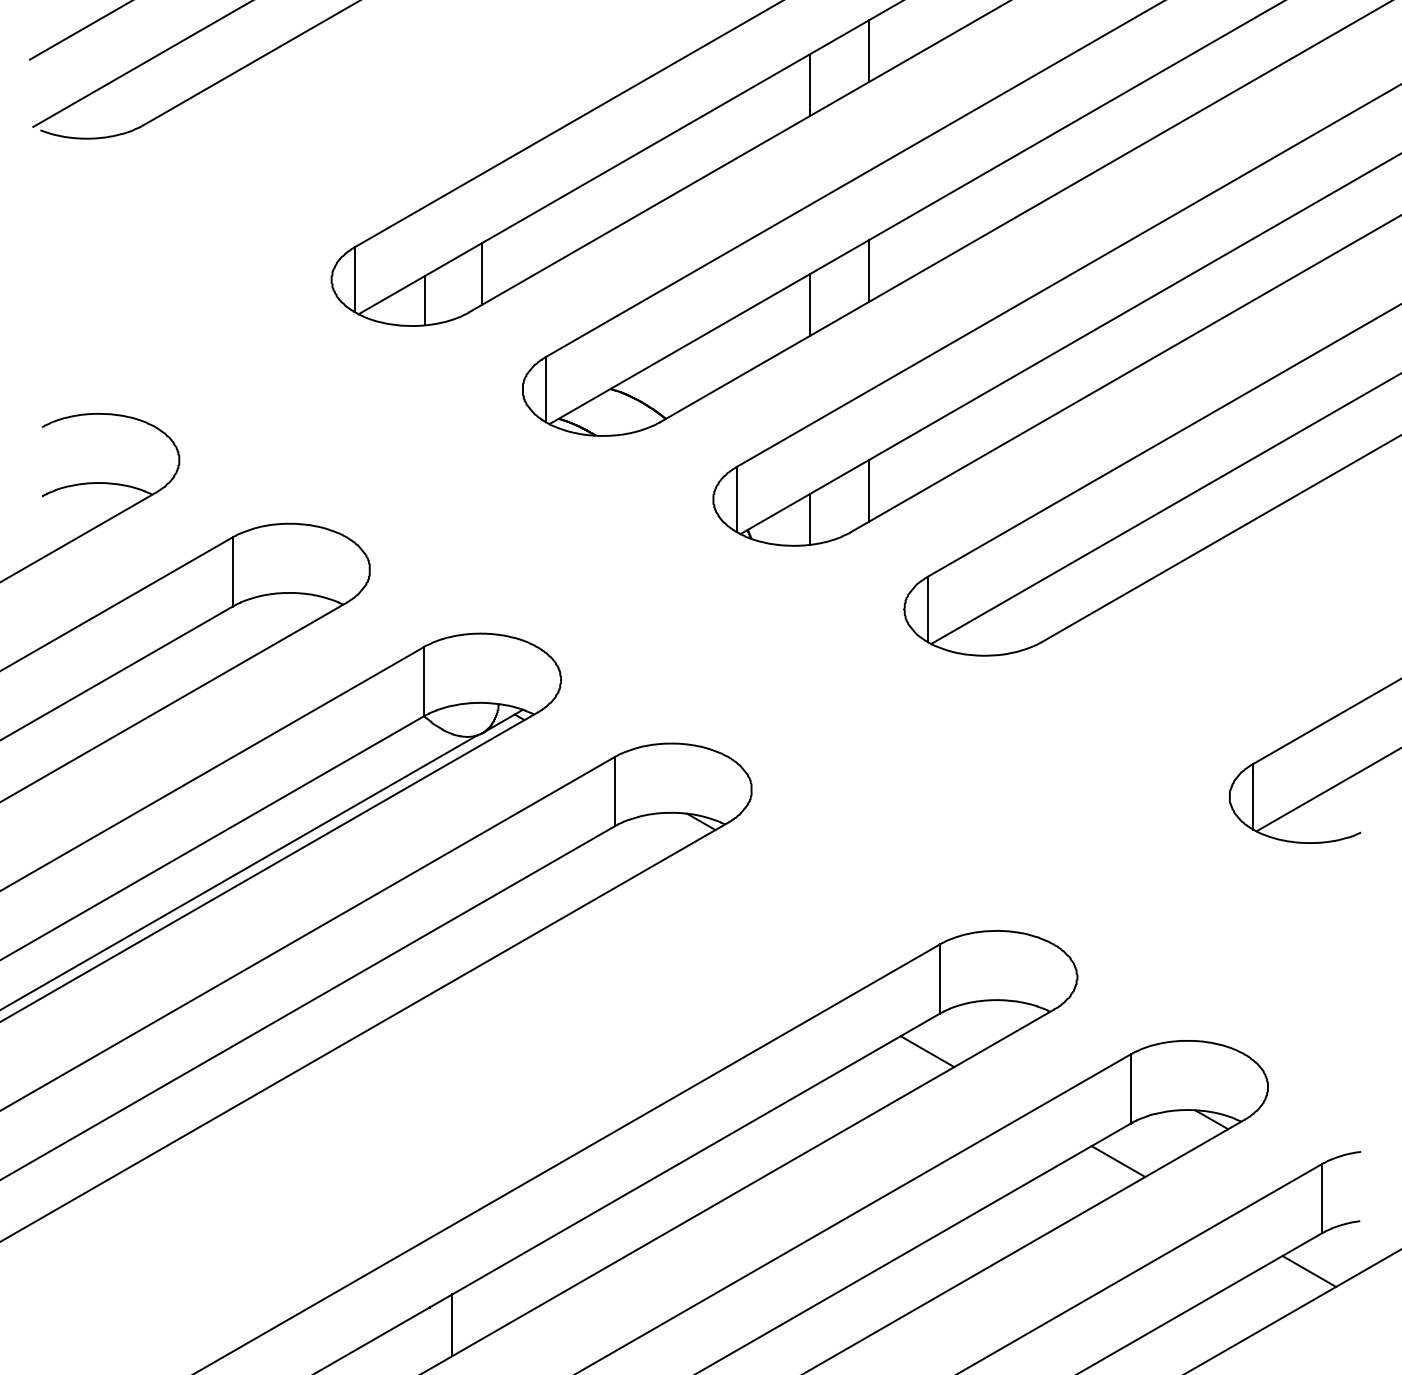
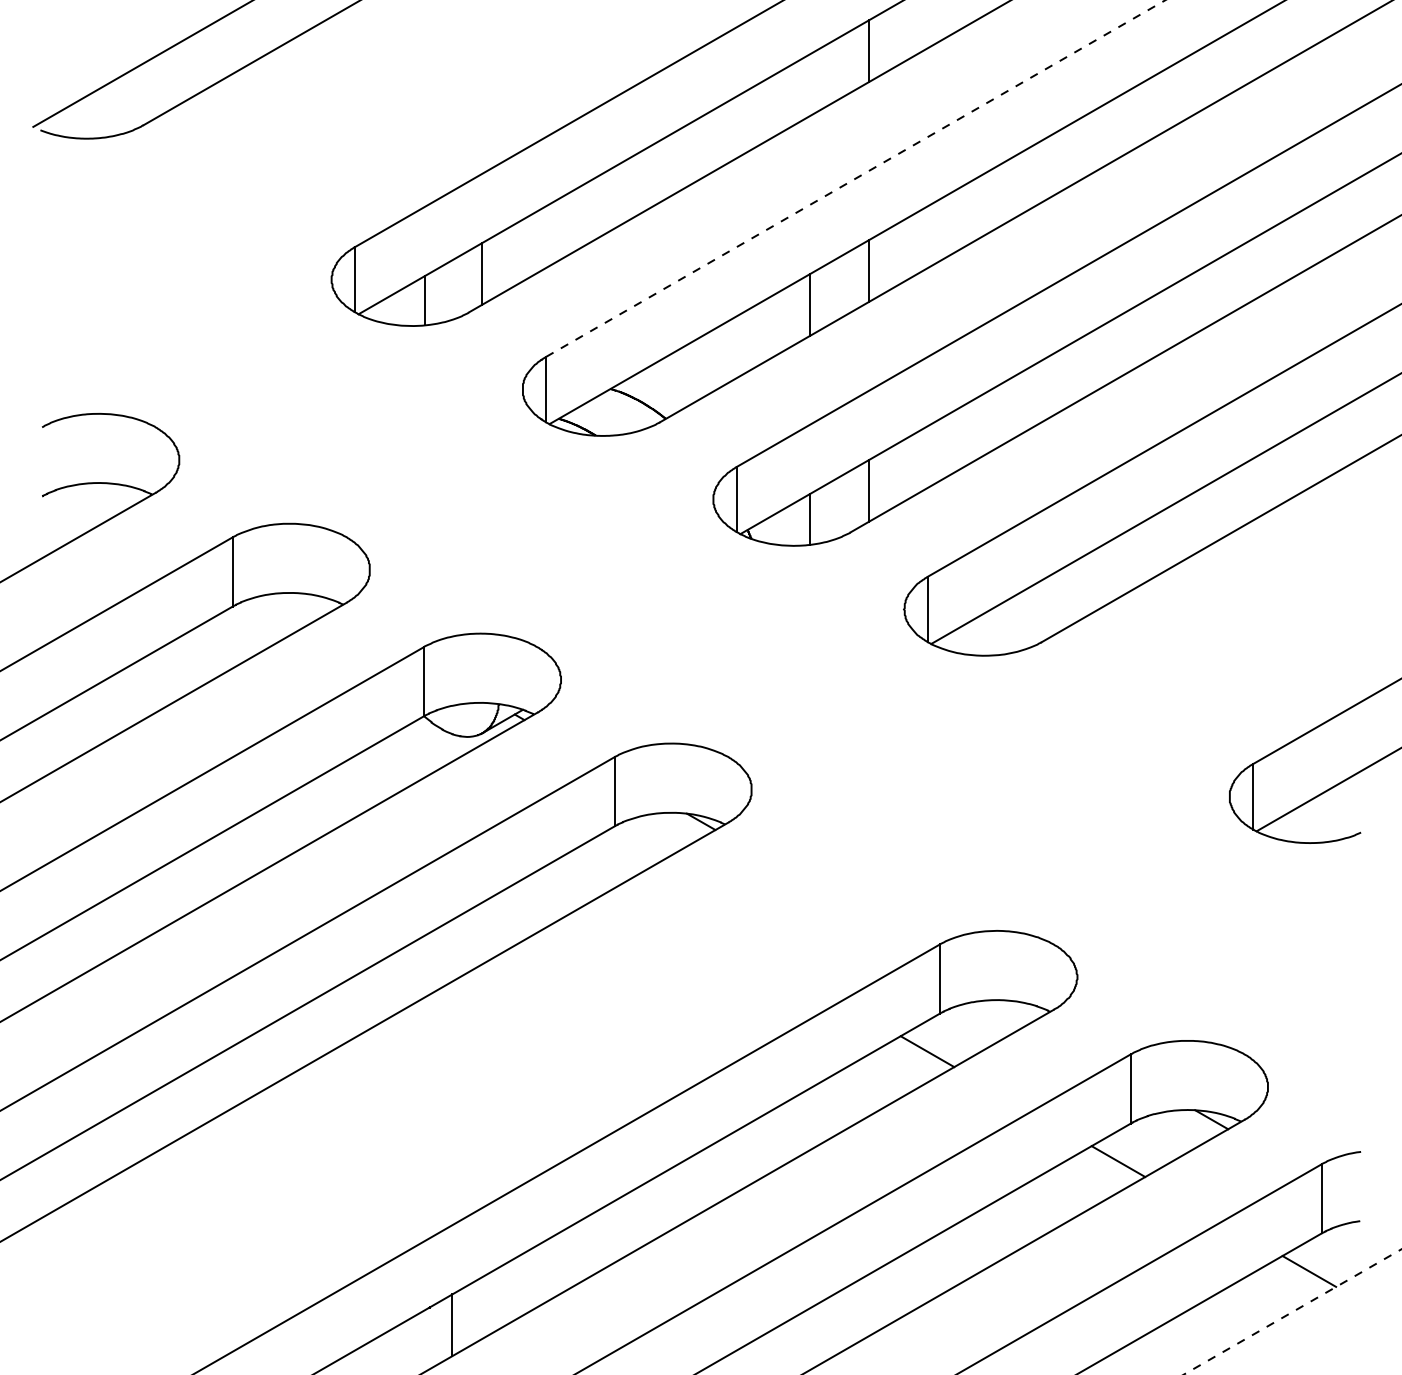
line: present -> none (79, 30)
line: present -> none (809, 85)
line: solid -> dashed (856, 178)
line: present -> none (239, 871)
line: solid -> dashed (1292, 1312)
